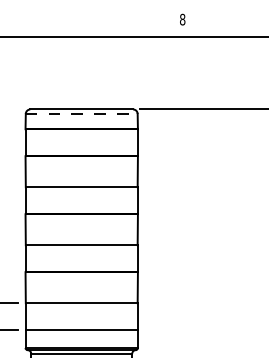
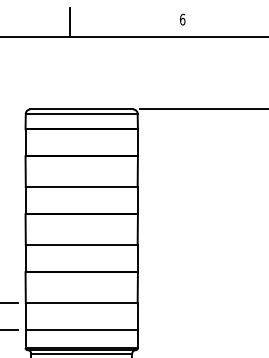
text: 8 -> 6 (182, 19)
line: none -> present (70, 22)
line: dashed -> solid (81, 113)
